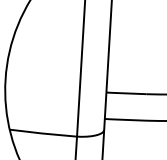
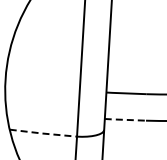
line: solid -> dashed (125, 119)
line: solid -> dashed (43, 133)
